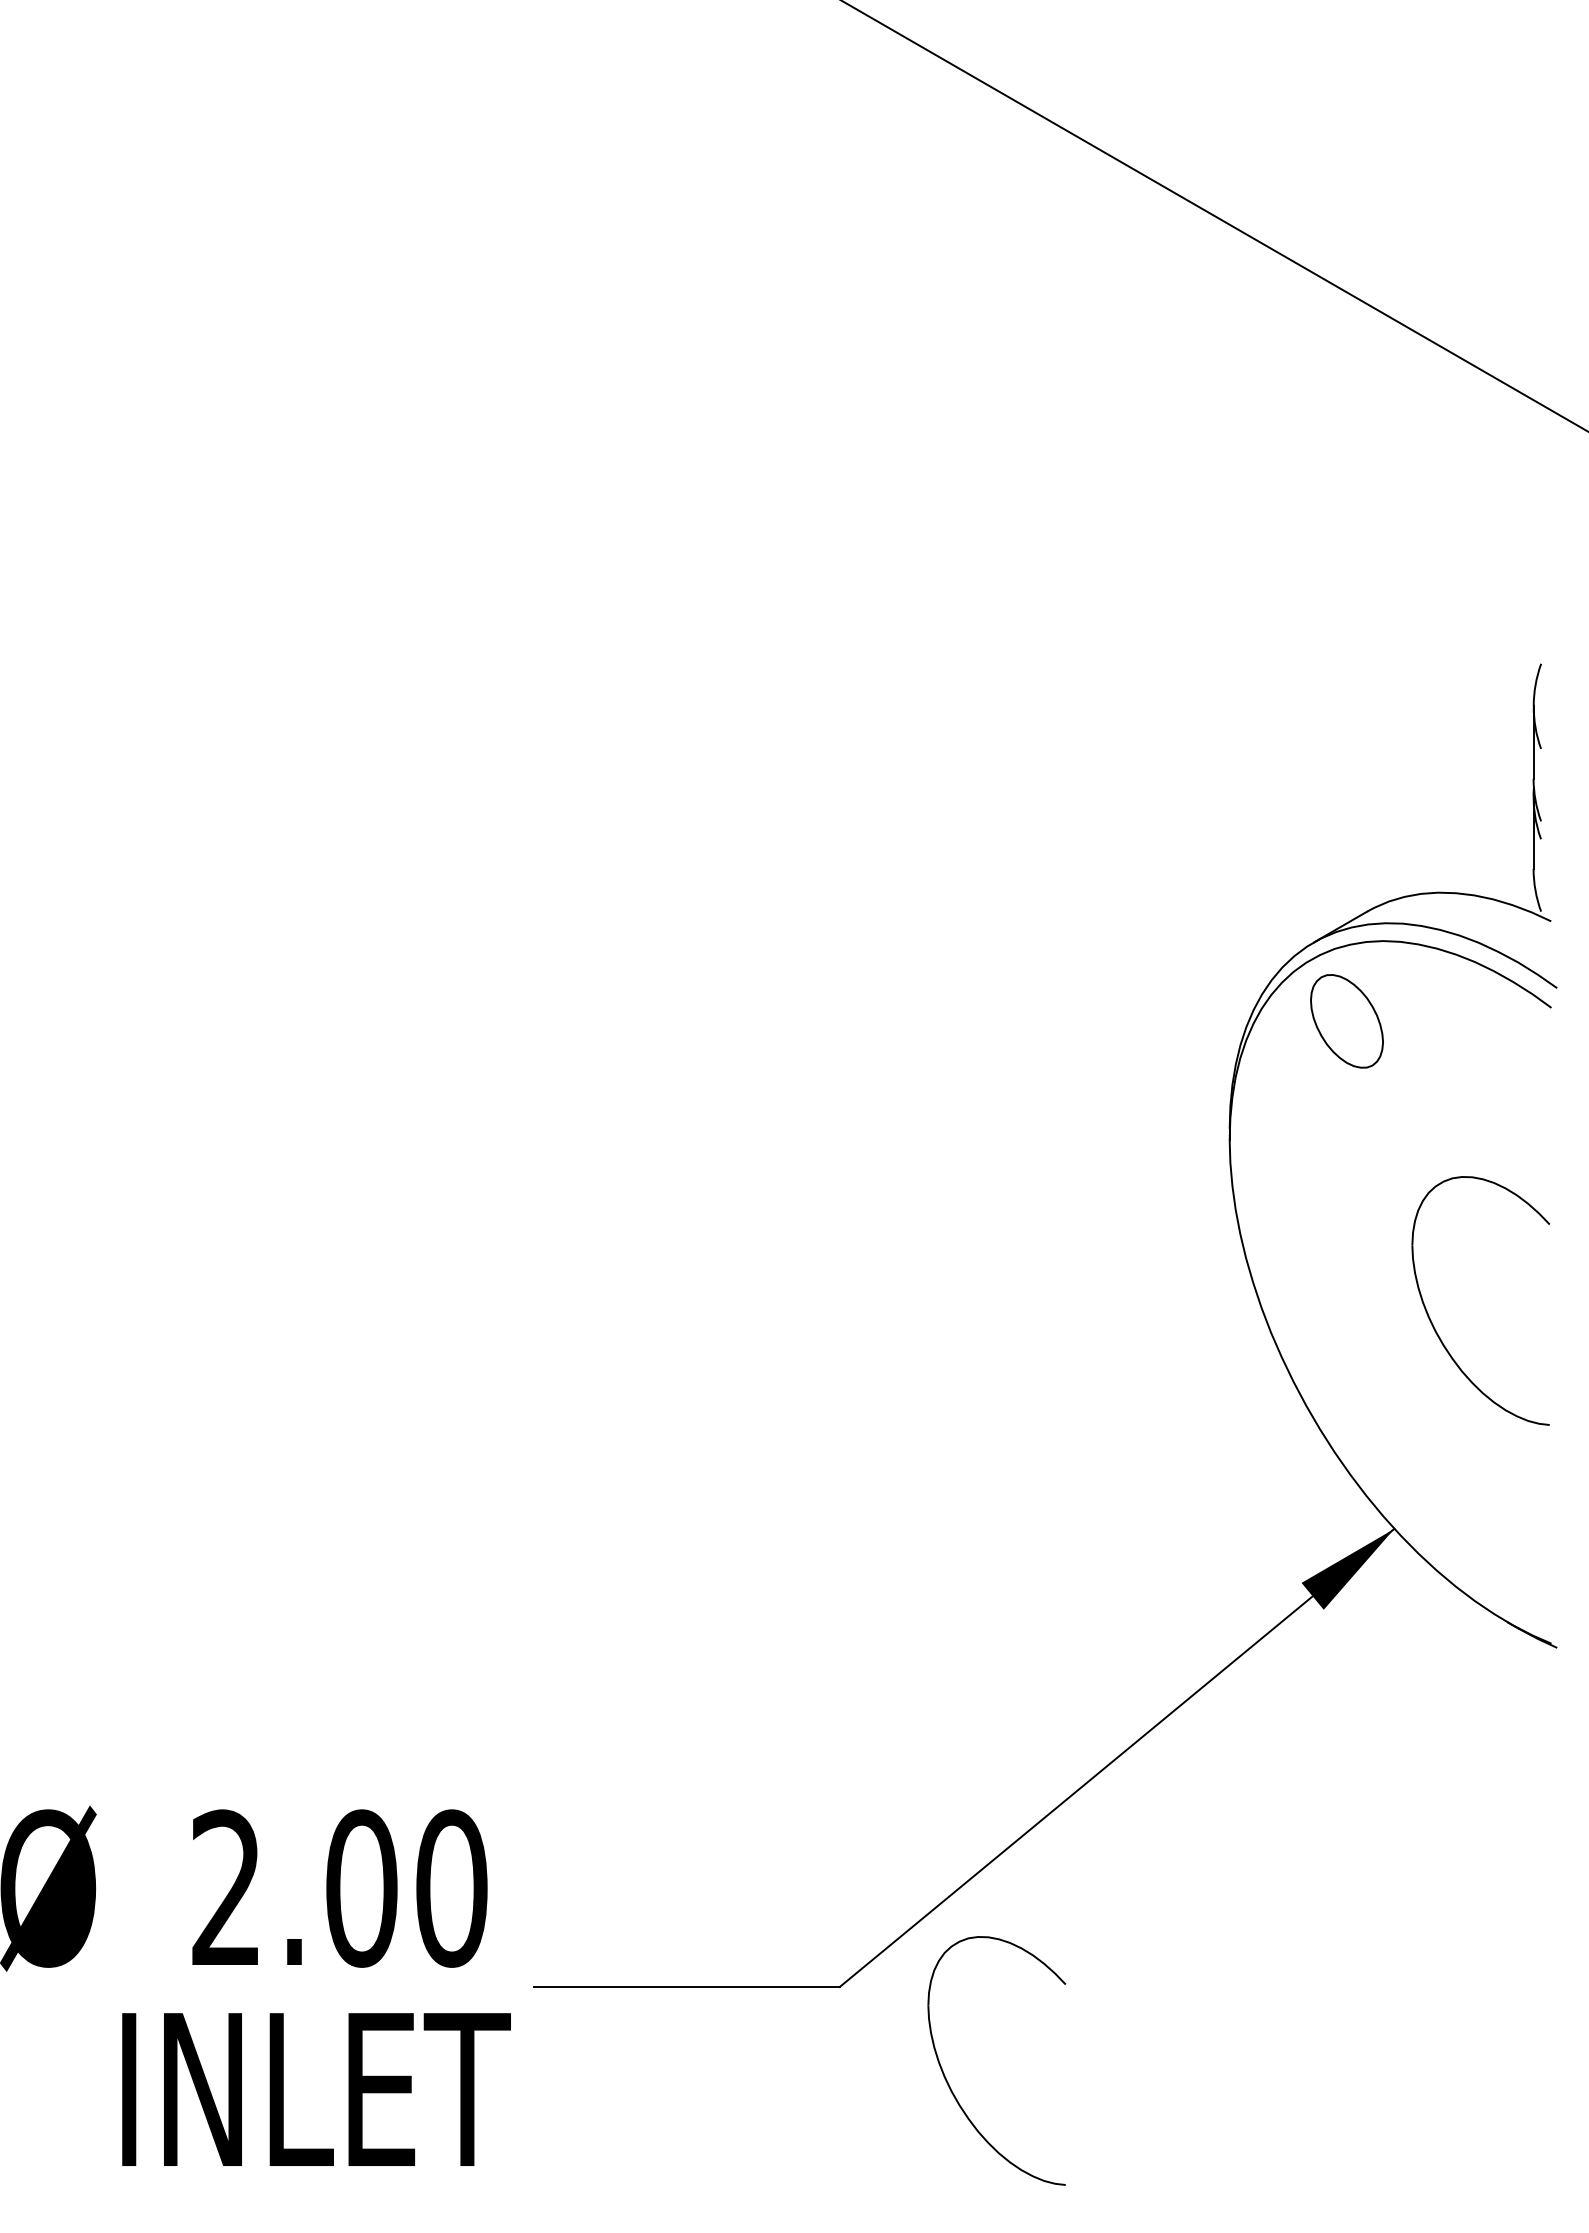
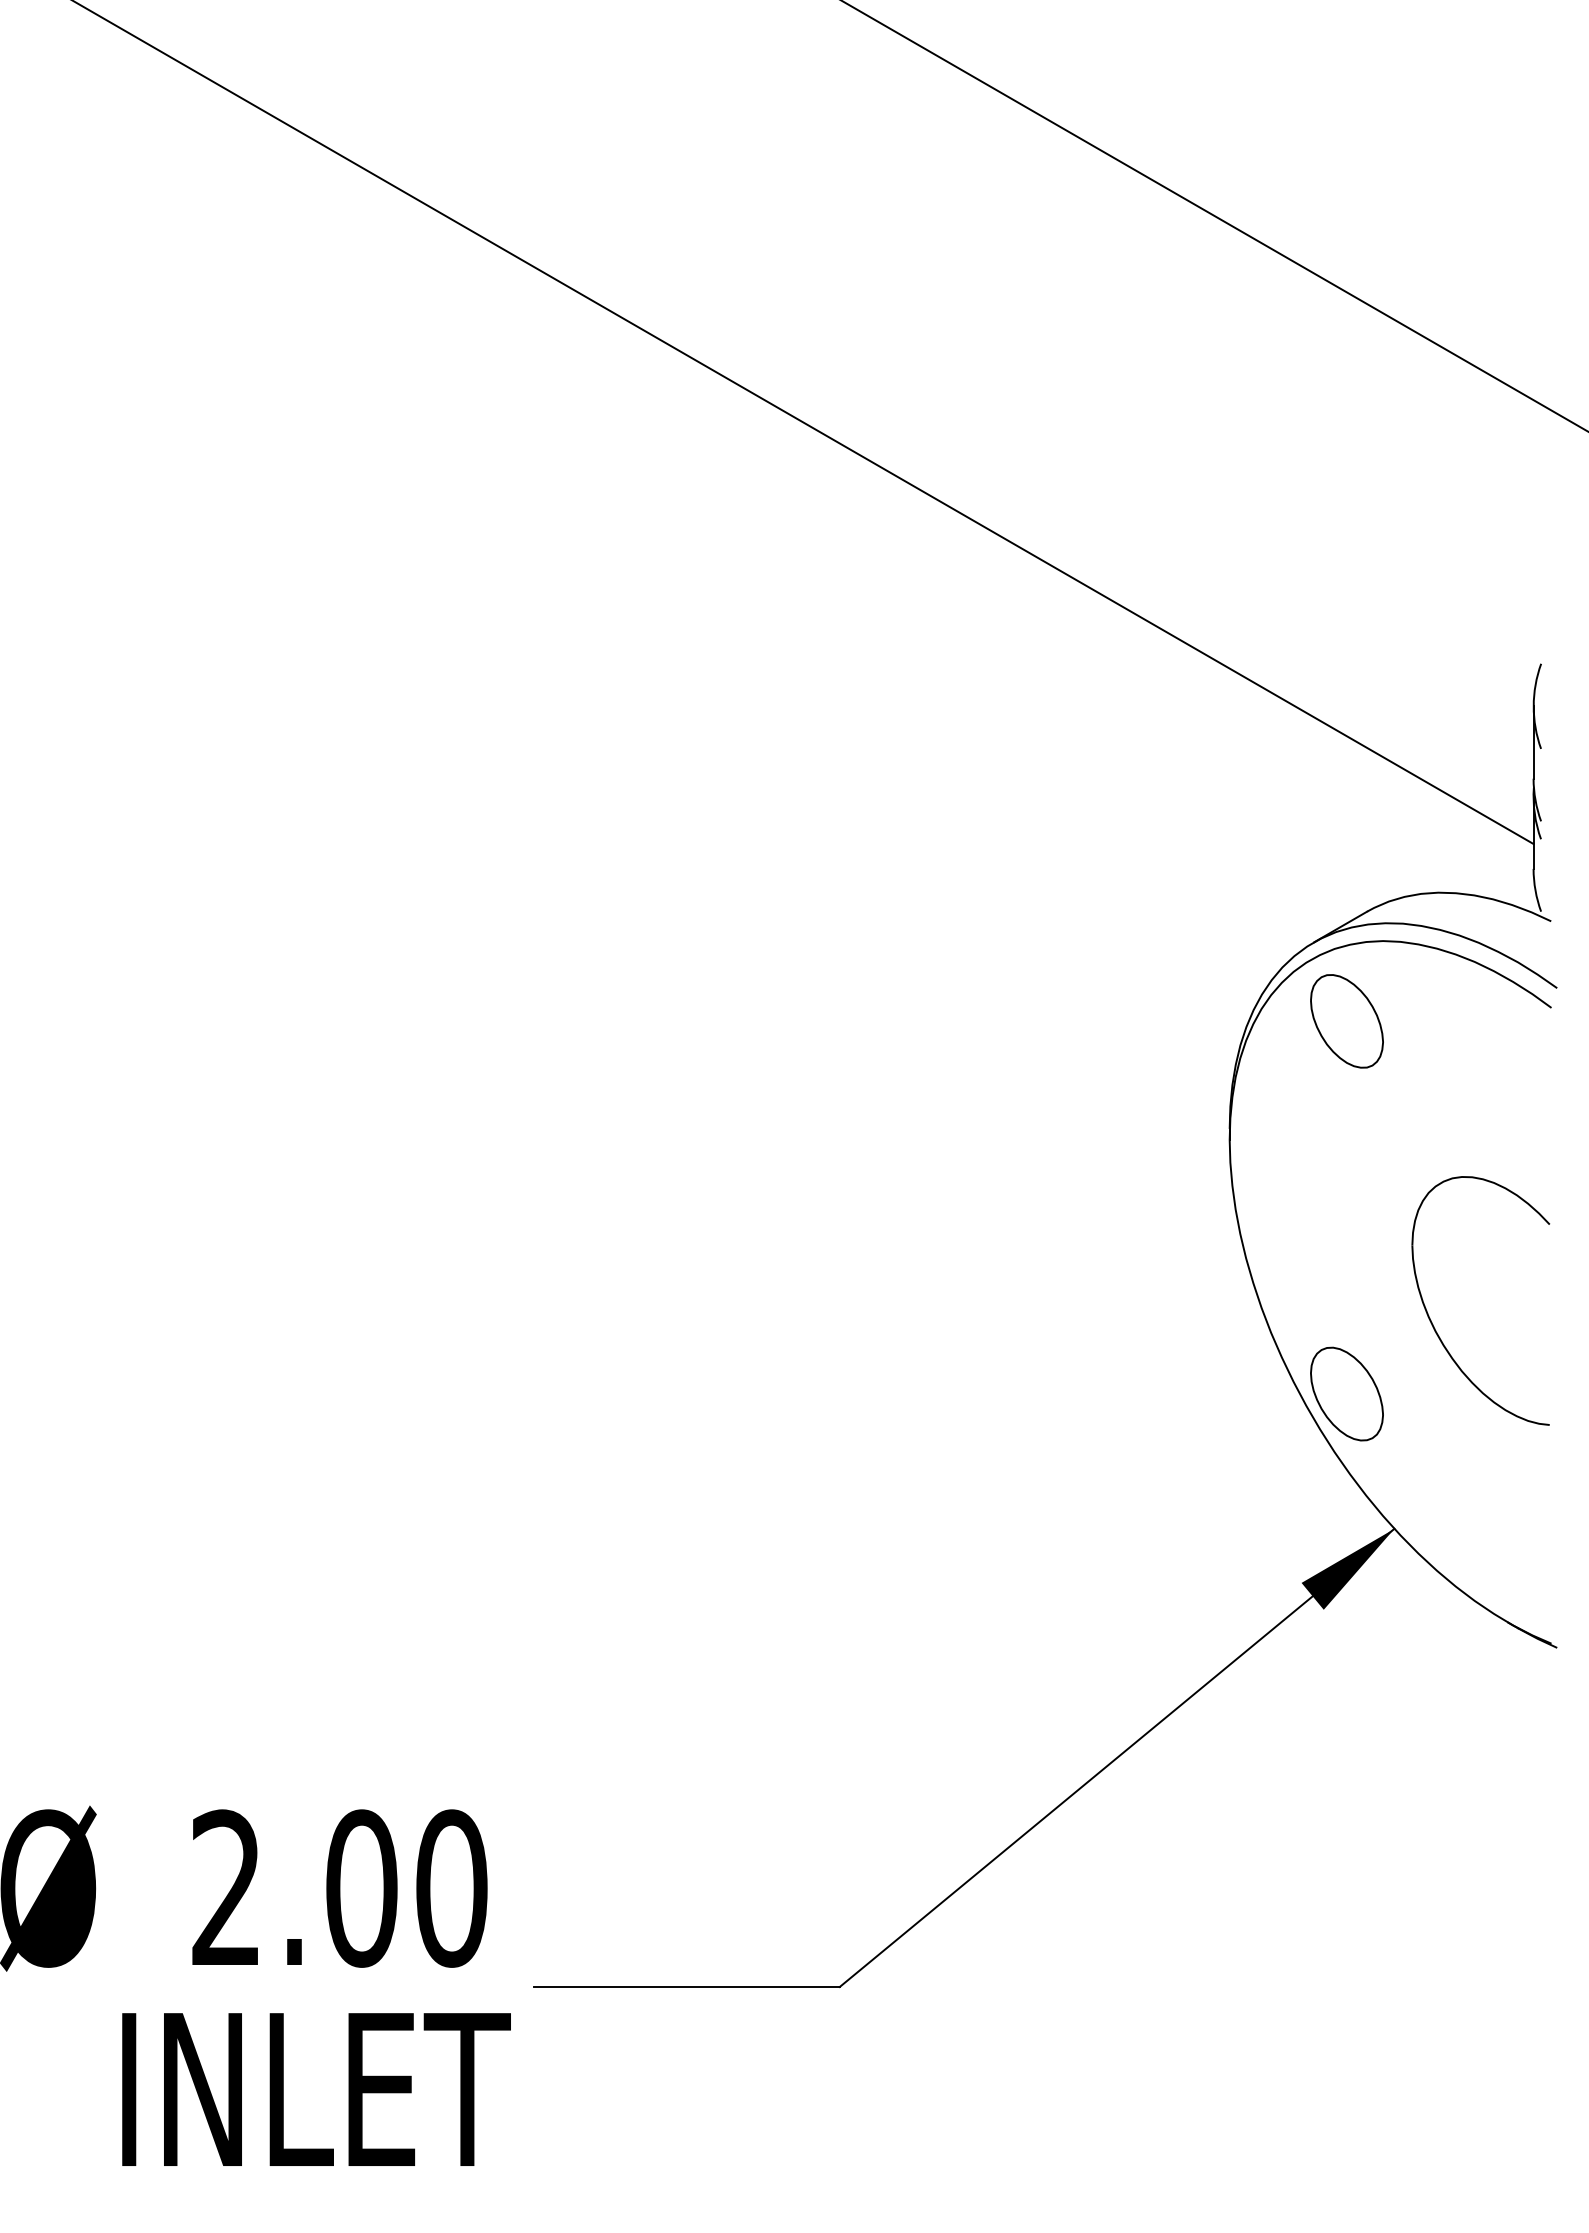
line: none -> present (804, 423)
part: none -> present (1346, 1393)
part: present -> none (949, 2084)
